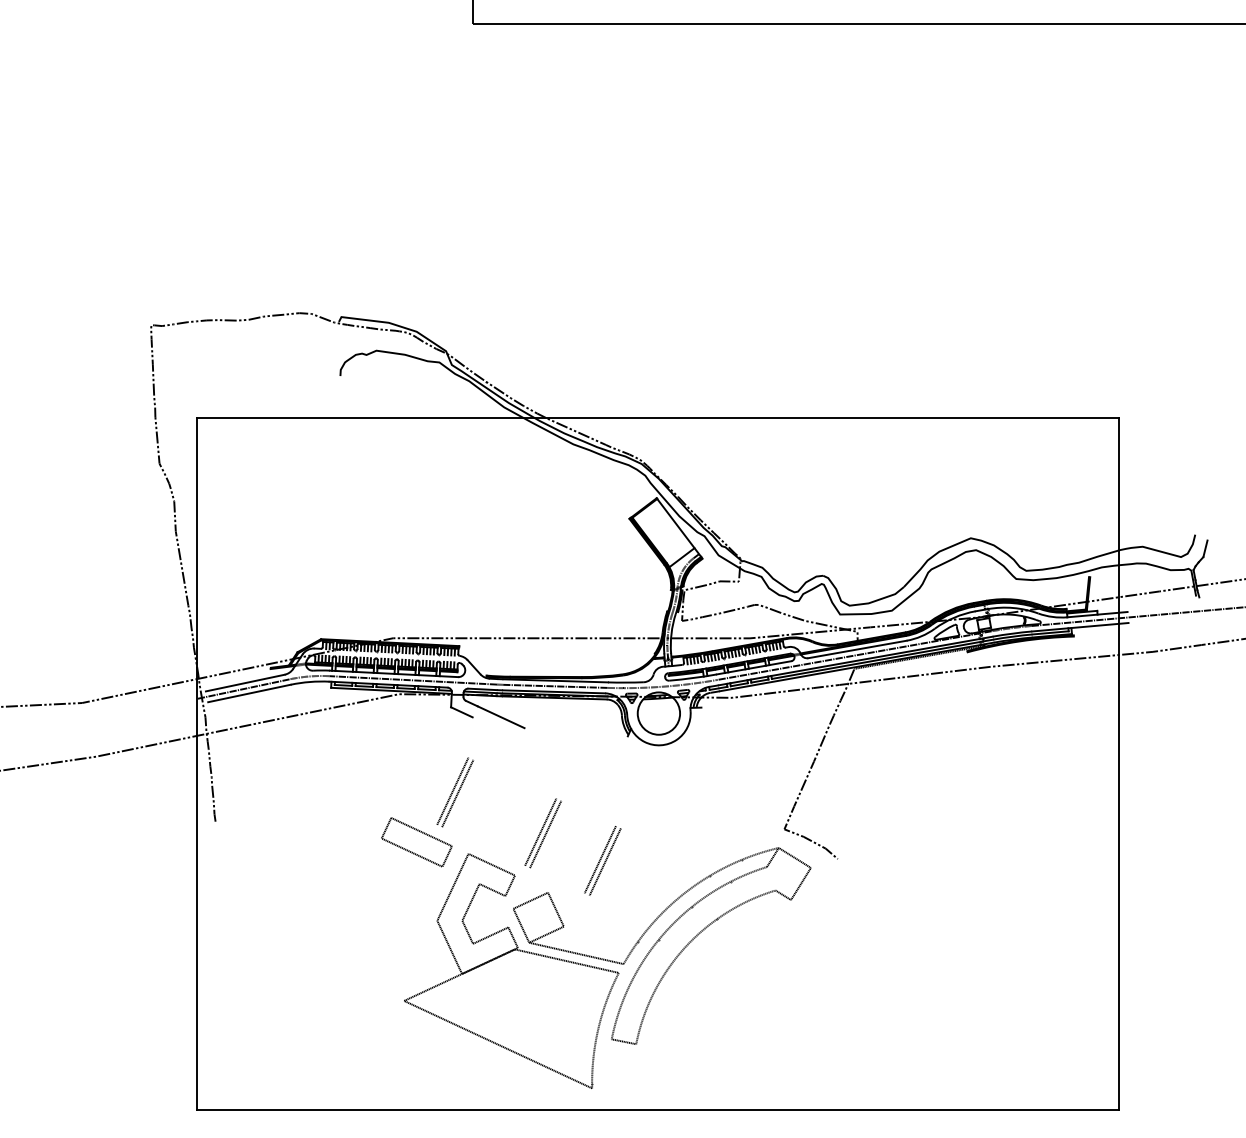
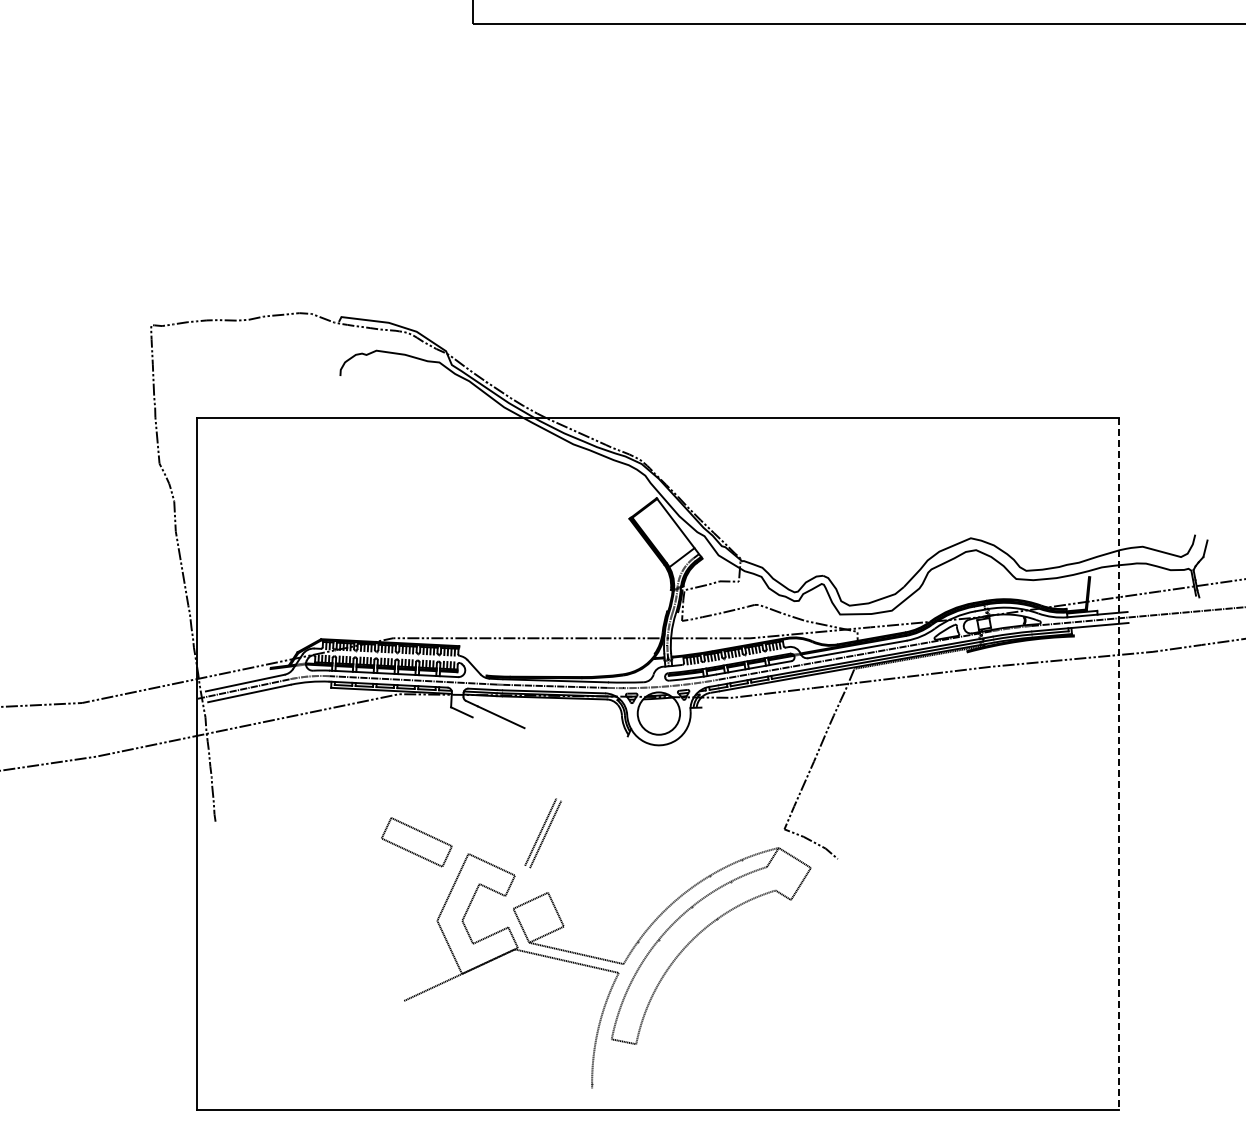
line: solid -> dashed (1119, 763)
part: present -> none (455, 792)
part: present -> none (602, 860)
line: present -> none (498, 1044)
